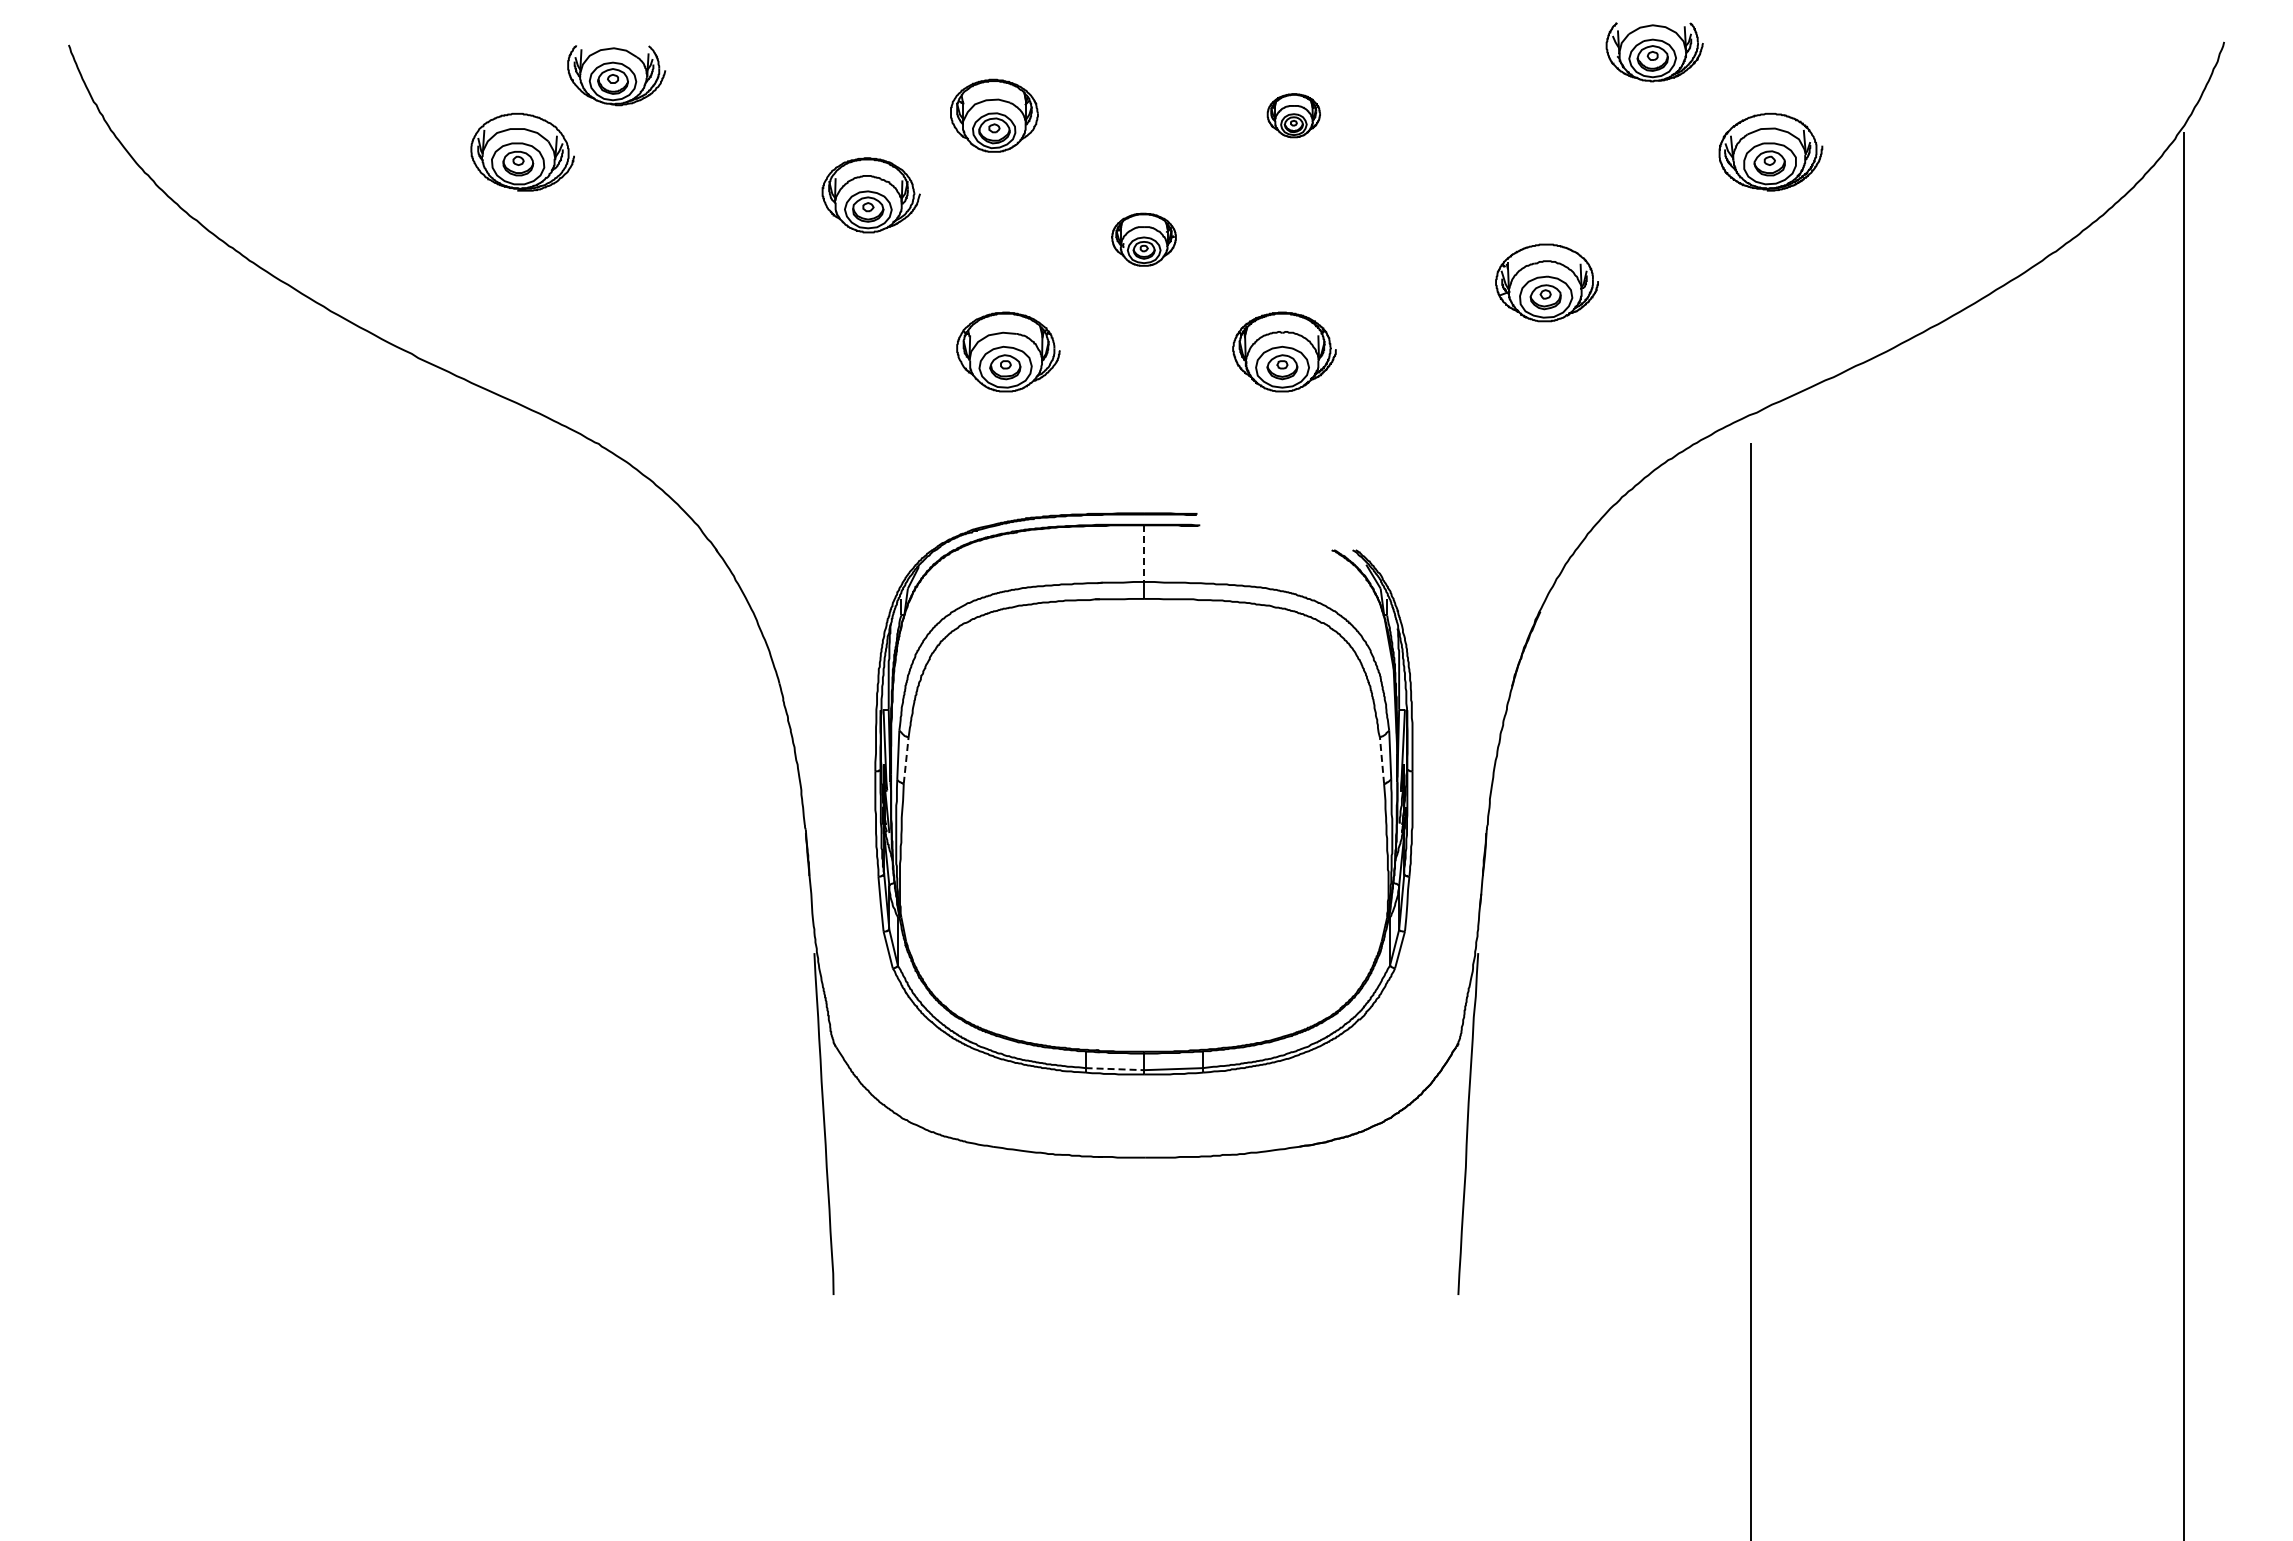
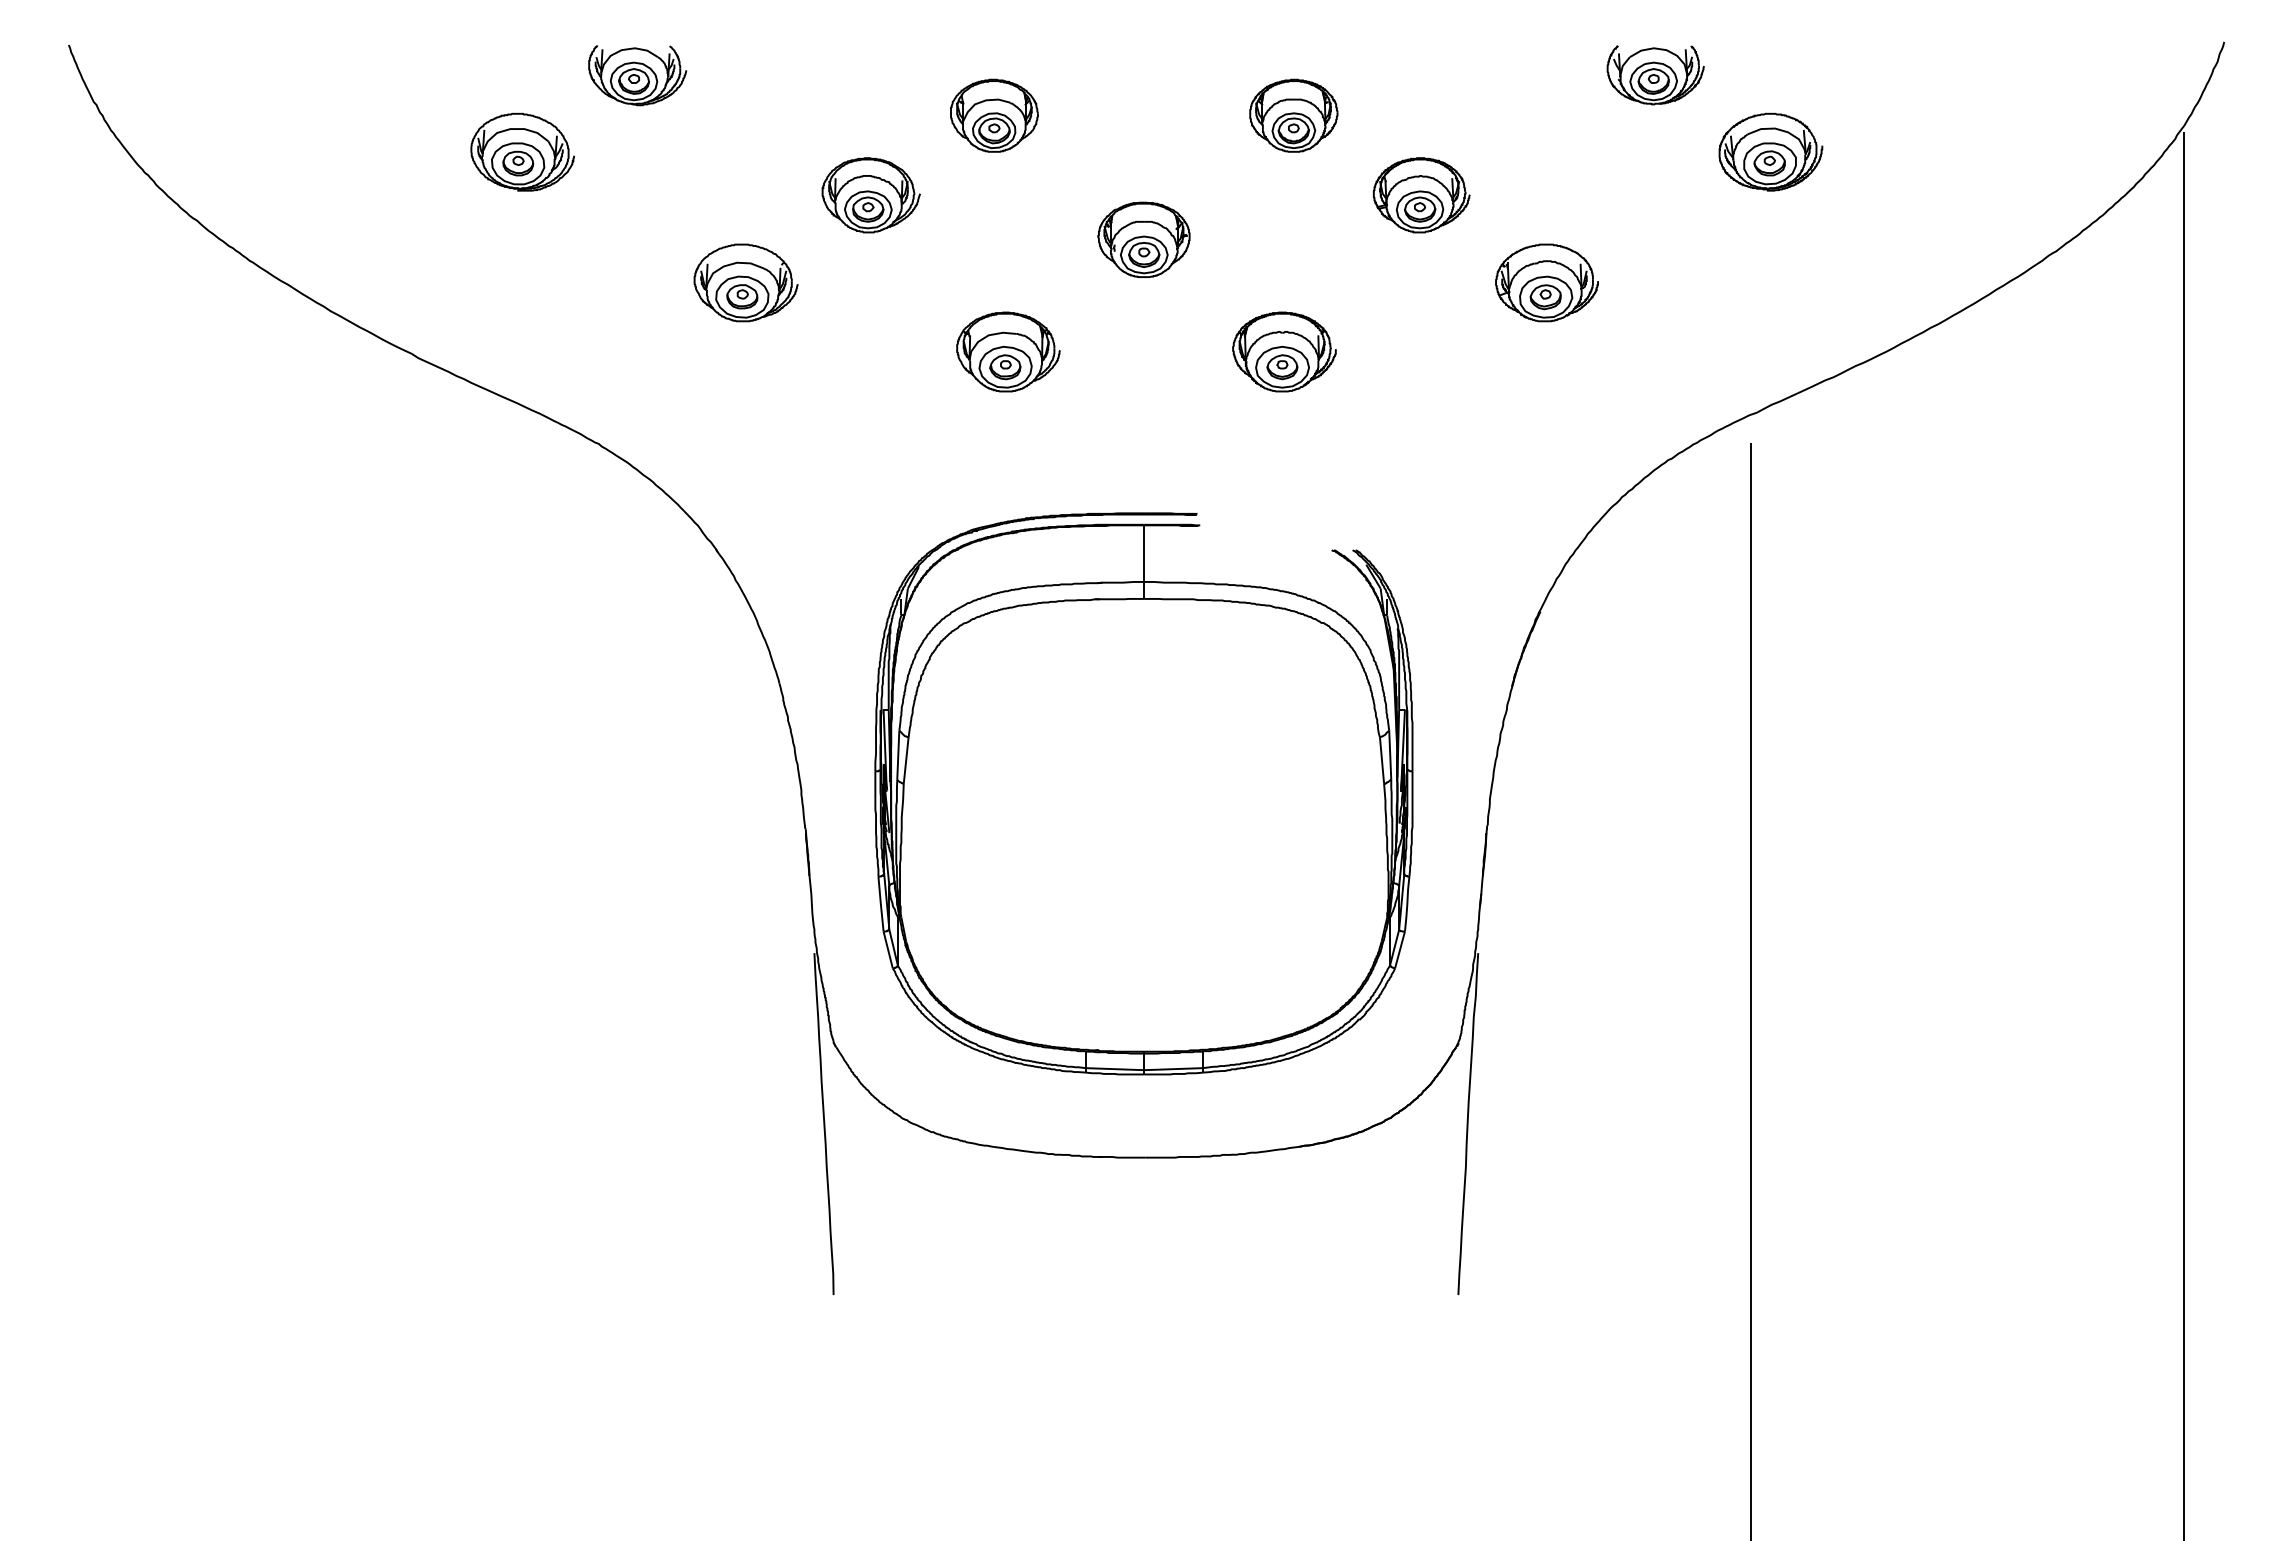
part position: (1654, 52) -> (1655, 75) (1655, 75)
part position: (616, 75) -> (637, 75) (637, 75)
part size: 55x46 px -> 90x75 px (1293, 115)
part: none -> present (1421, 195)
part size: 66x55 px -> 94x77 px (1143, 239)
part: none -> present (745, 282)
line: dashed -> solid (1144, 553)
line: dashed -> solid (906, 760)
line: dashed -> solid (1381, 760)
line: dashed -> solid (1115, 1069)
